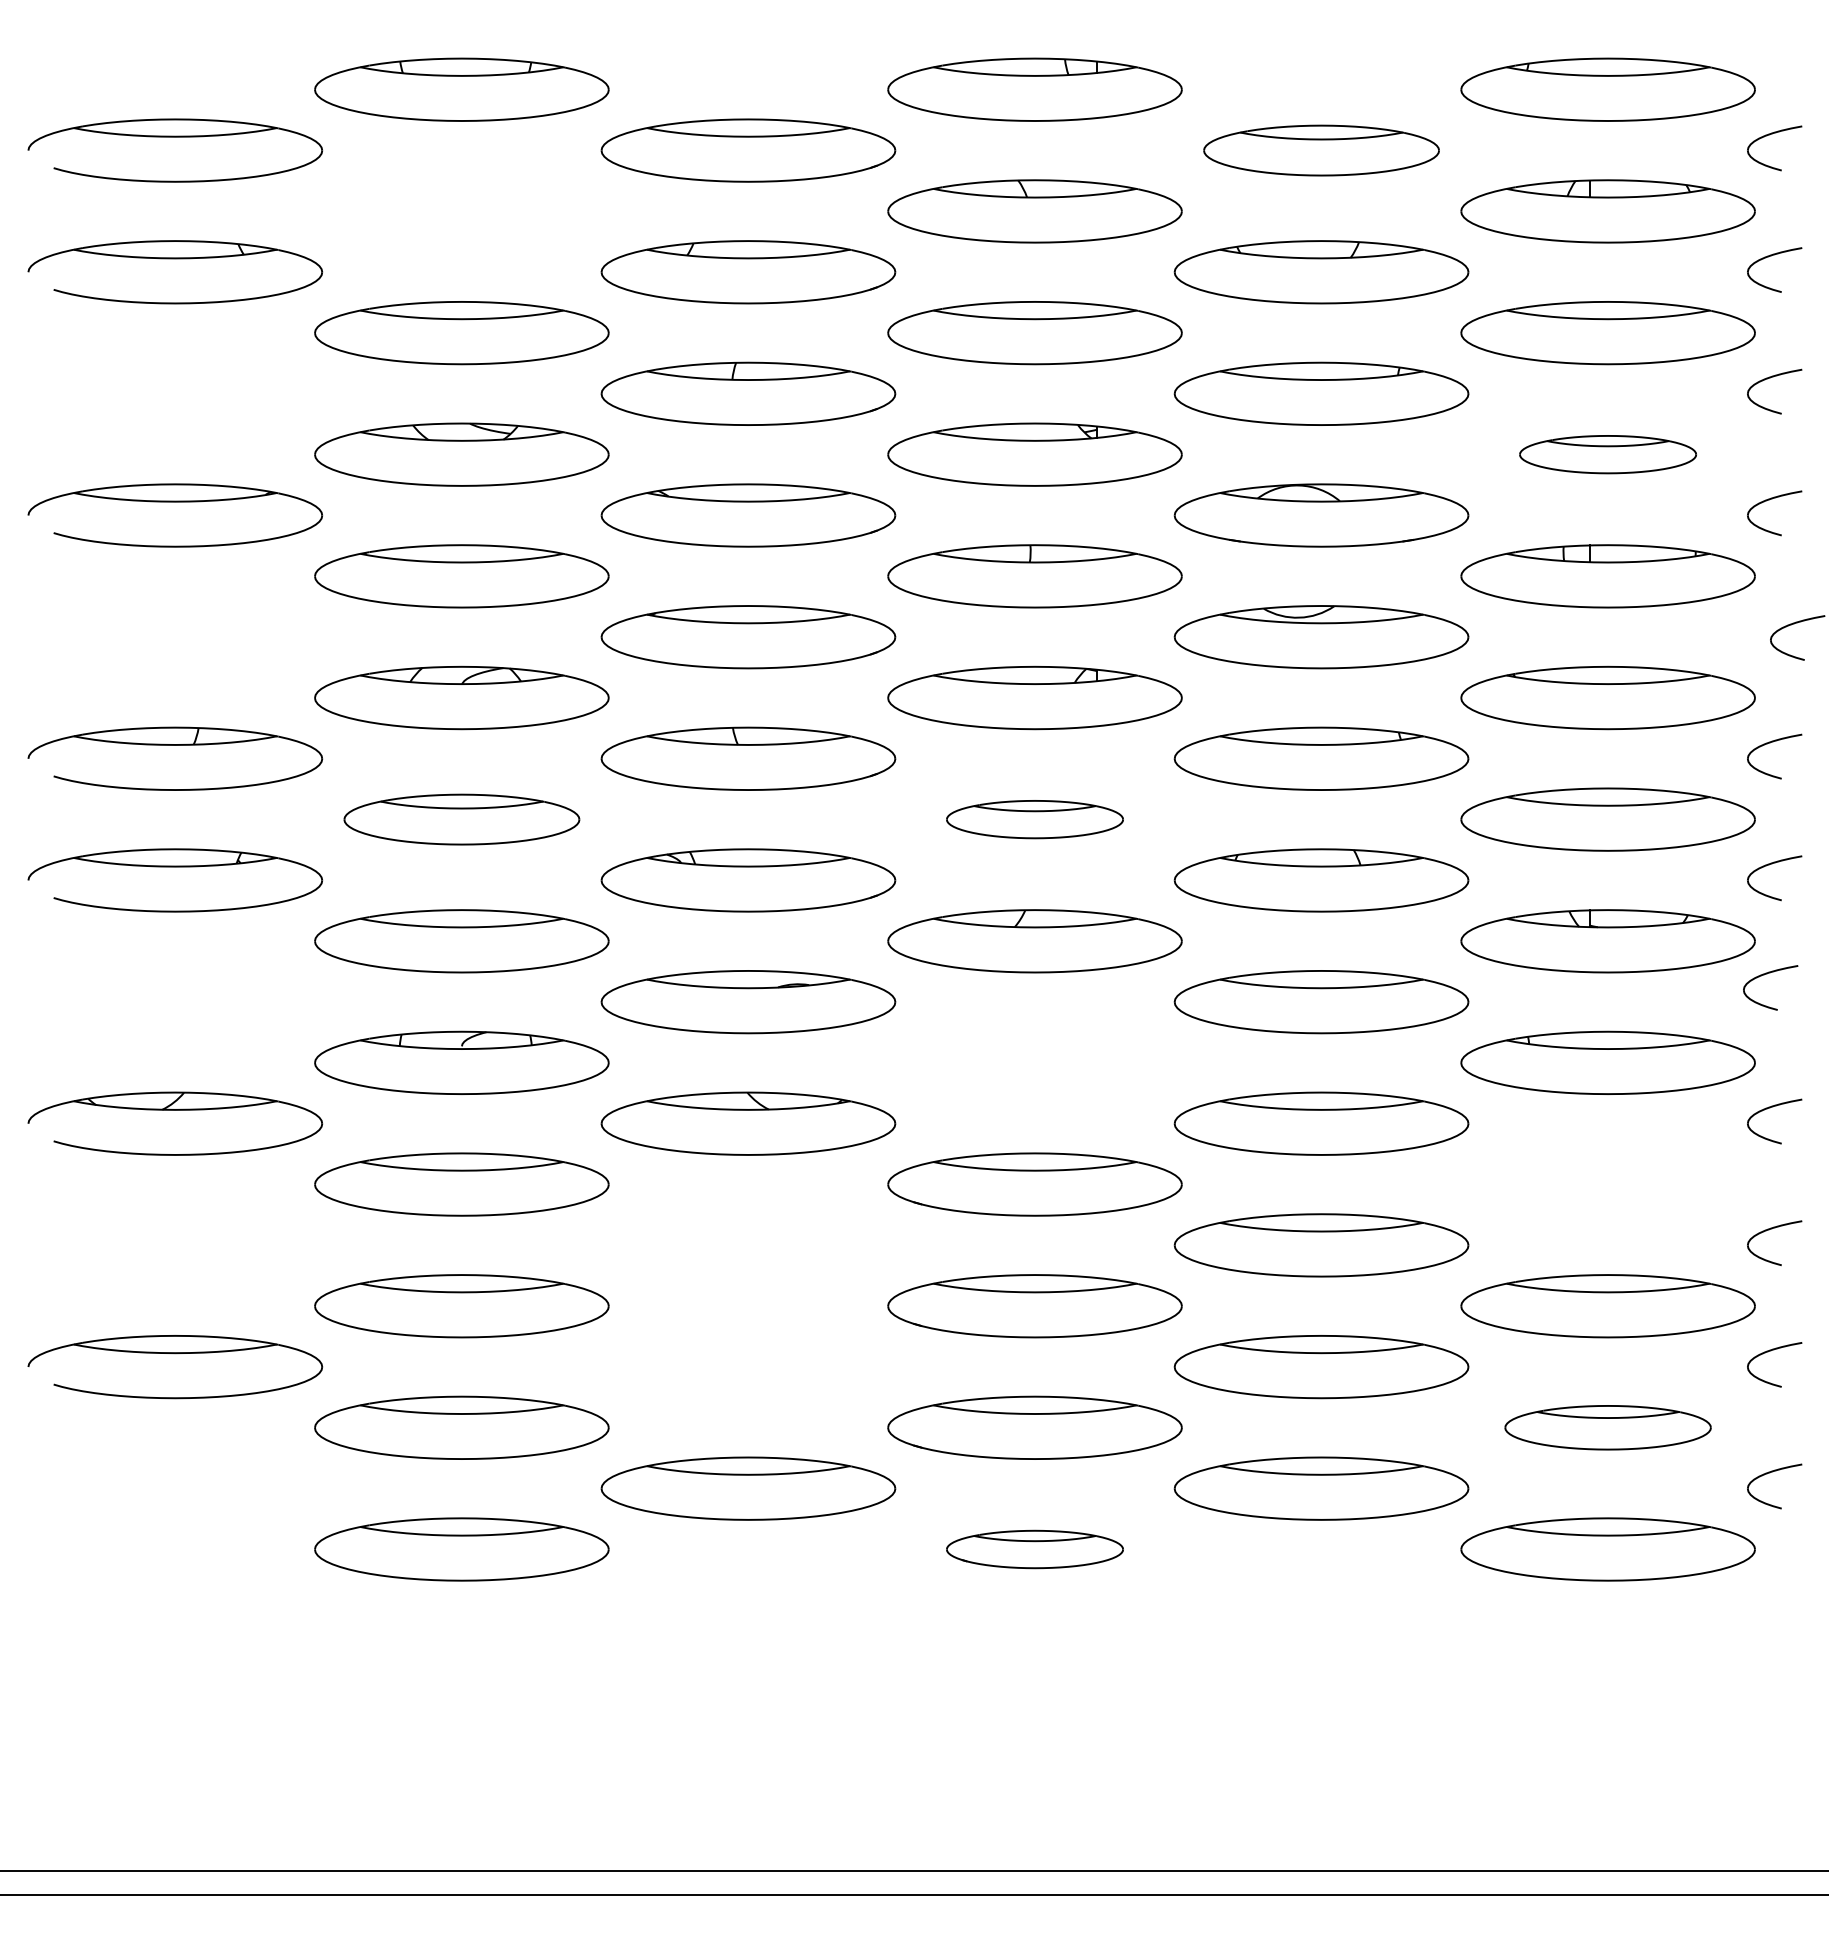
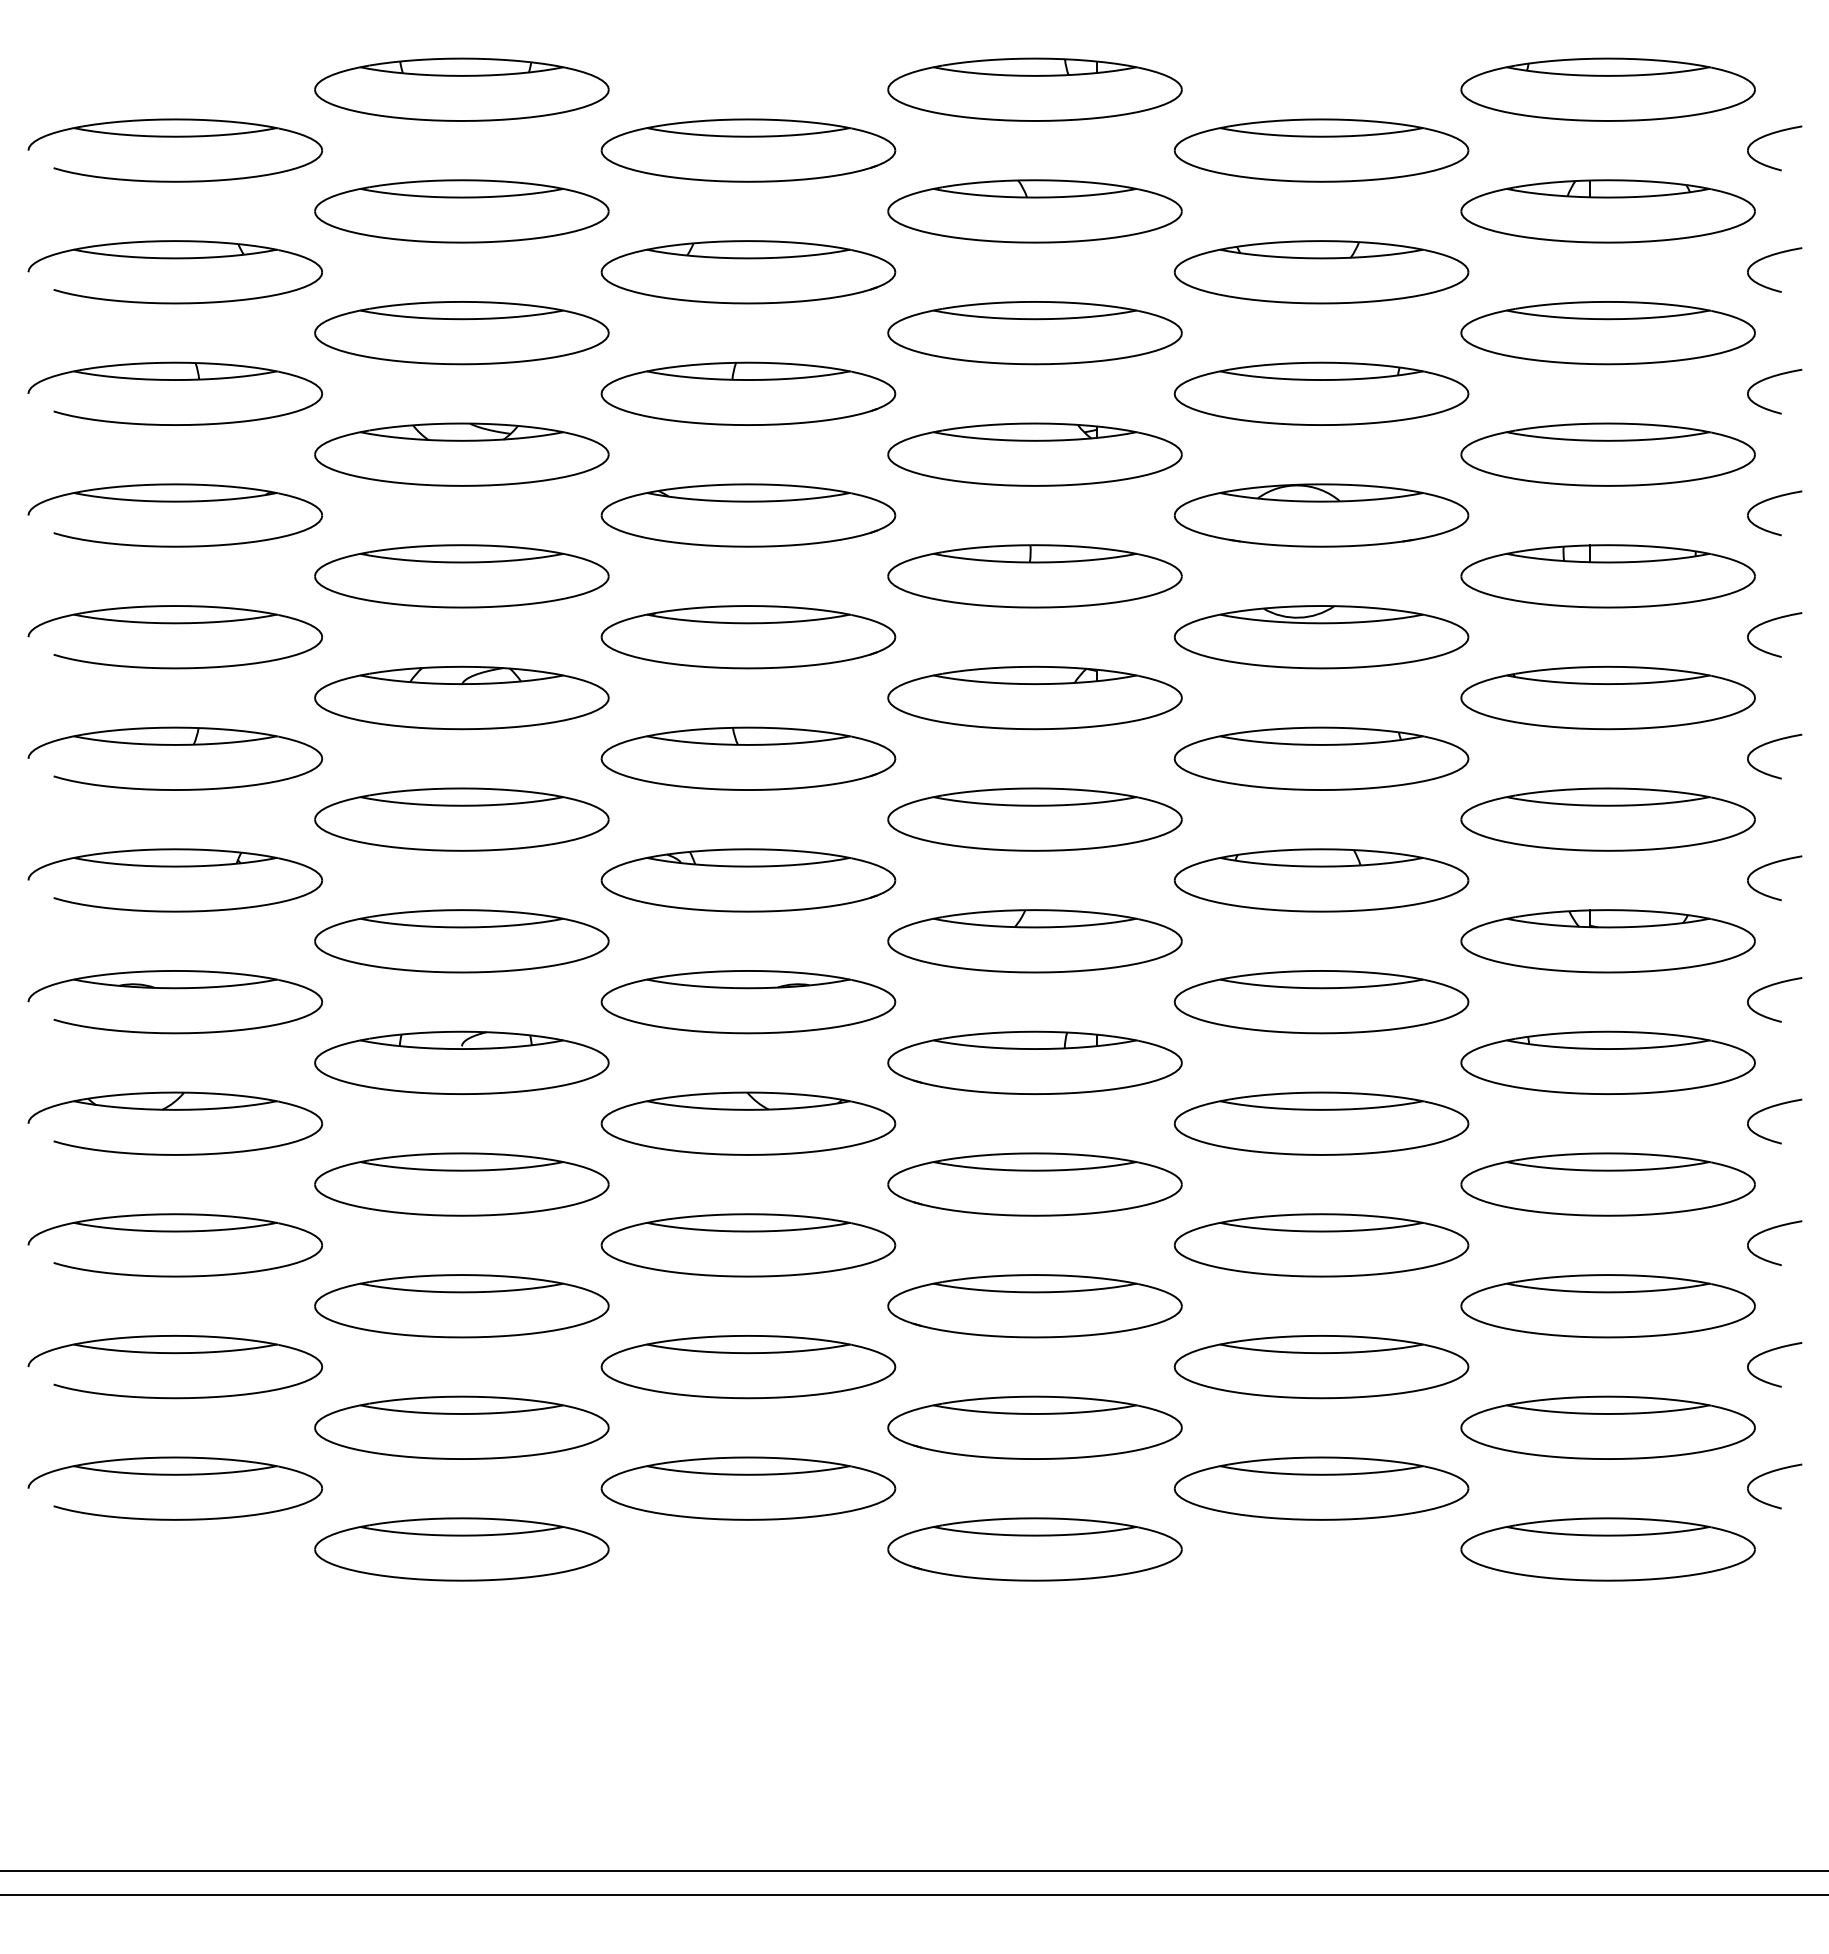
part size: 237x53 px -> 297x65 px (1321, 150)
part: none -> present (461, 211)
part: none -> present (175, 380)
part size: 178x40 px -> 296x65 px (1607, 454)
part: none -> present (175, 624)
part position: (1794, 624) -> (1771, 621) (1771, 621)
part size: 238x53 px -> 296x65 px (461, 819)
part size: 178x40 px -> 296x65 px (1034, 819)
part position: (1767, 974) -> (1771, 986) (1771, 986)
part: none -> present (175, 989)
part: none -> present (1034, 1062)
part: none -> present (1607, 1184)
part: none -> present (175, 1232)
part: none -> present (748, 1245)
part: none -> present (748, 1367)
part size: 208x46 px -> 296x65 px (1607, 1427)
part: none -> present (175, 1475)
part size: 178x41 px -> 296x65 px (1034, 1549)
